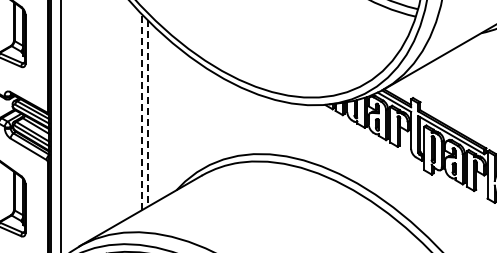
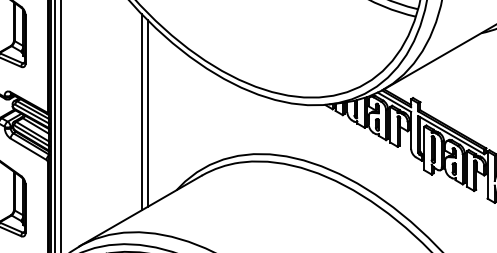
line: dashed -> solid (141, 111)
line: dashed -> solid (147, 114)
line: none -> present (54, 125)
